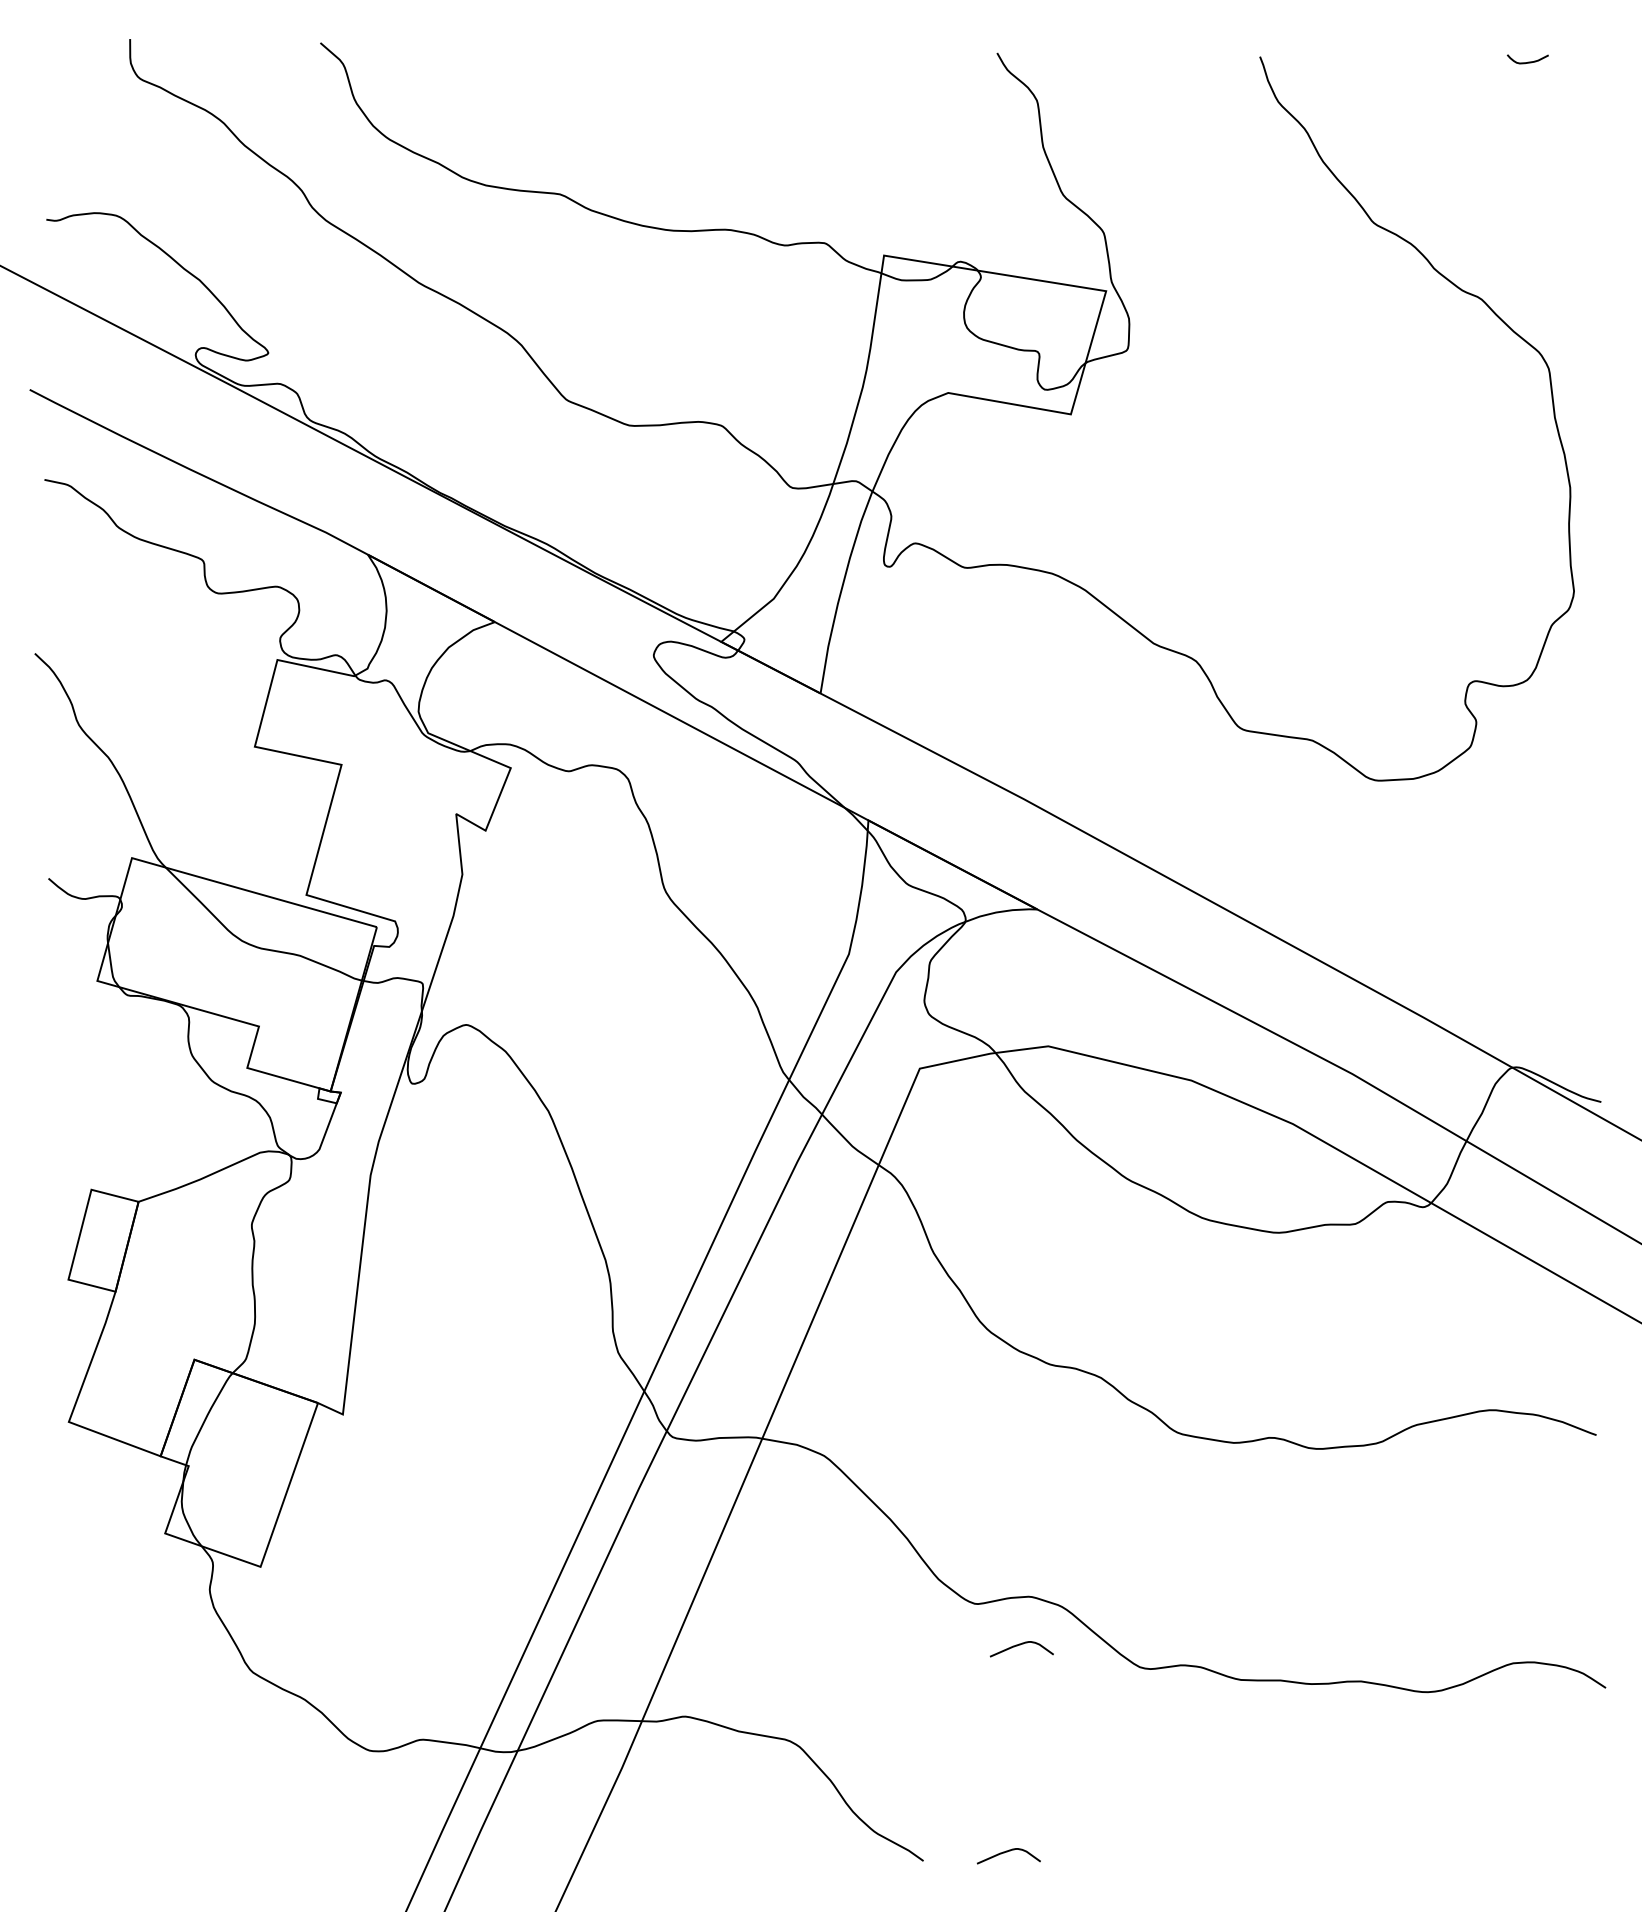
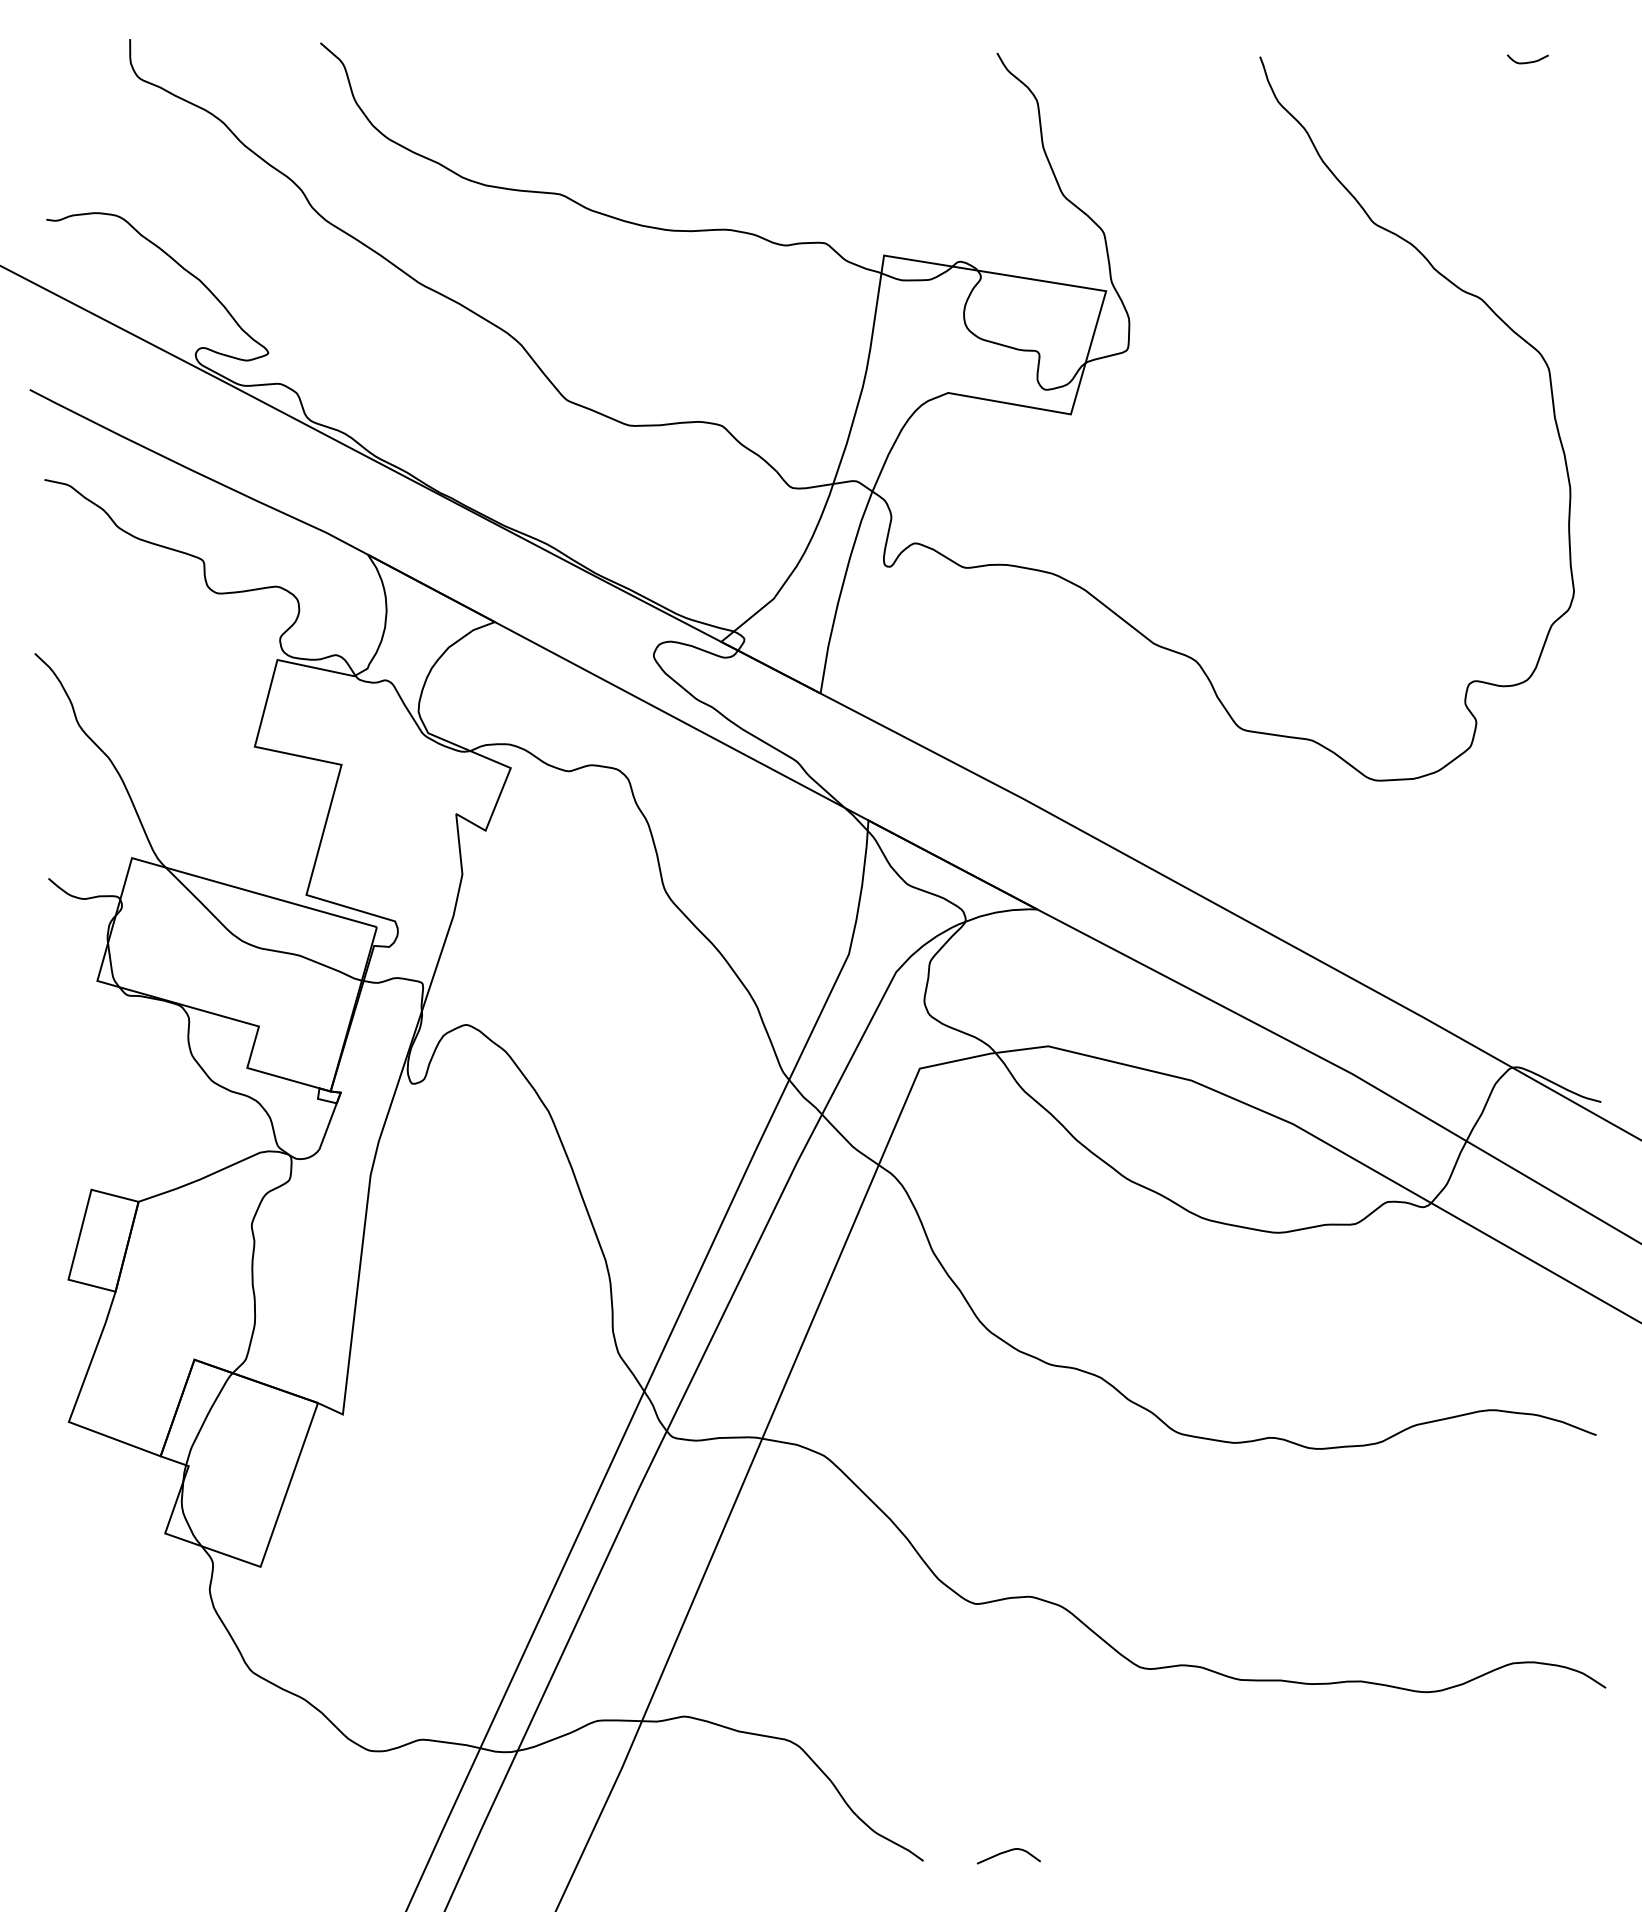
curve: present -> none (1020, 1645)
